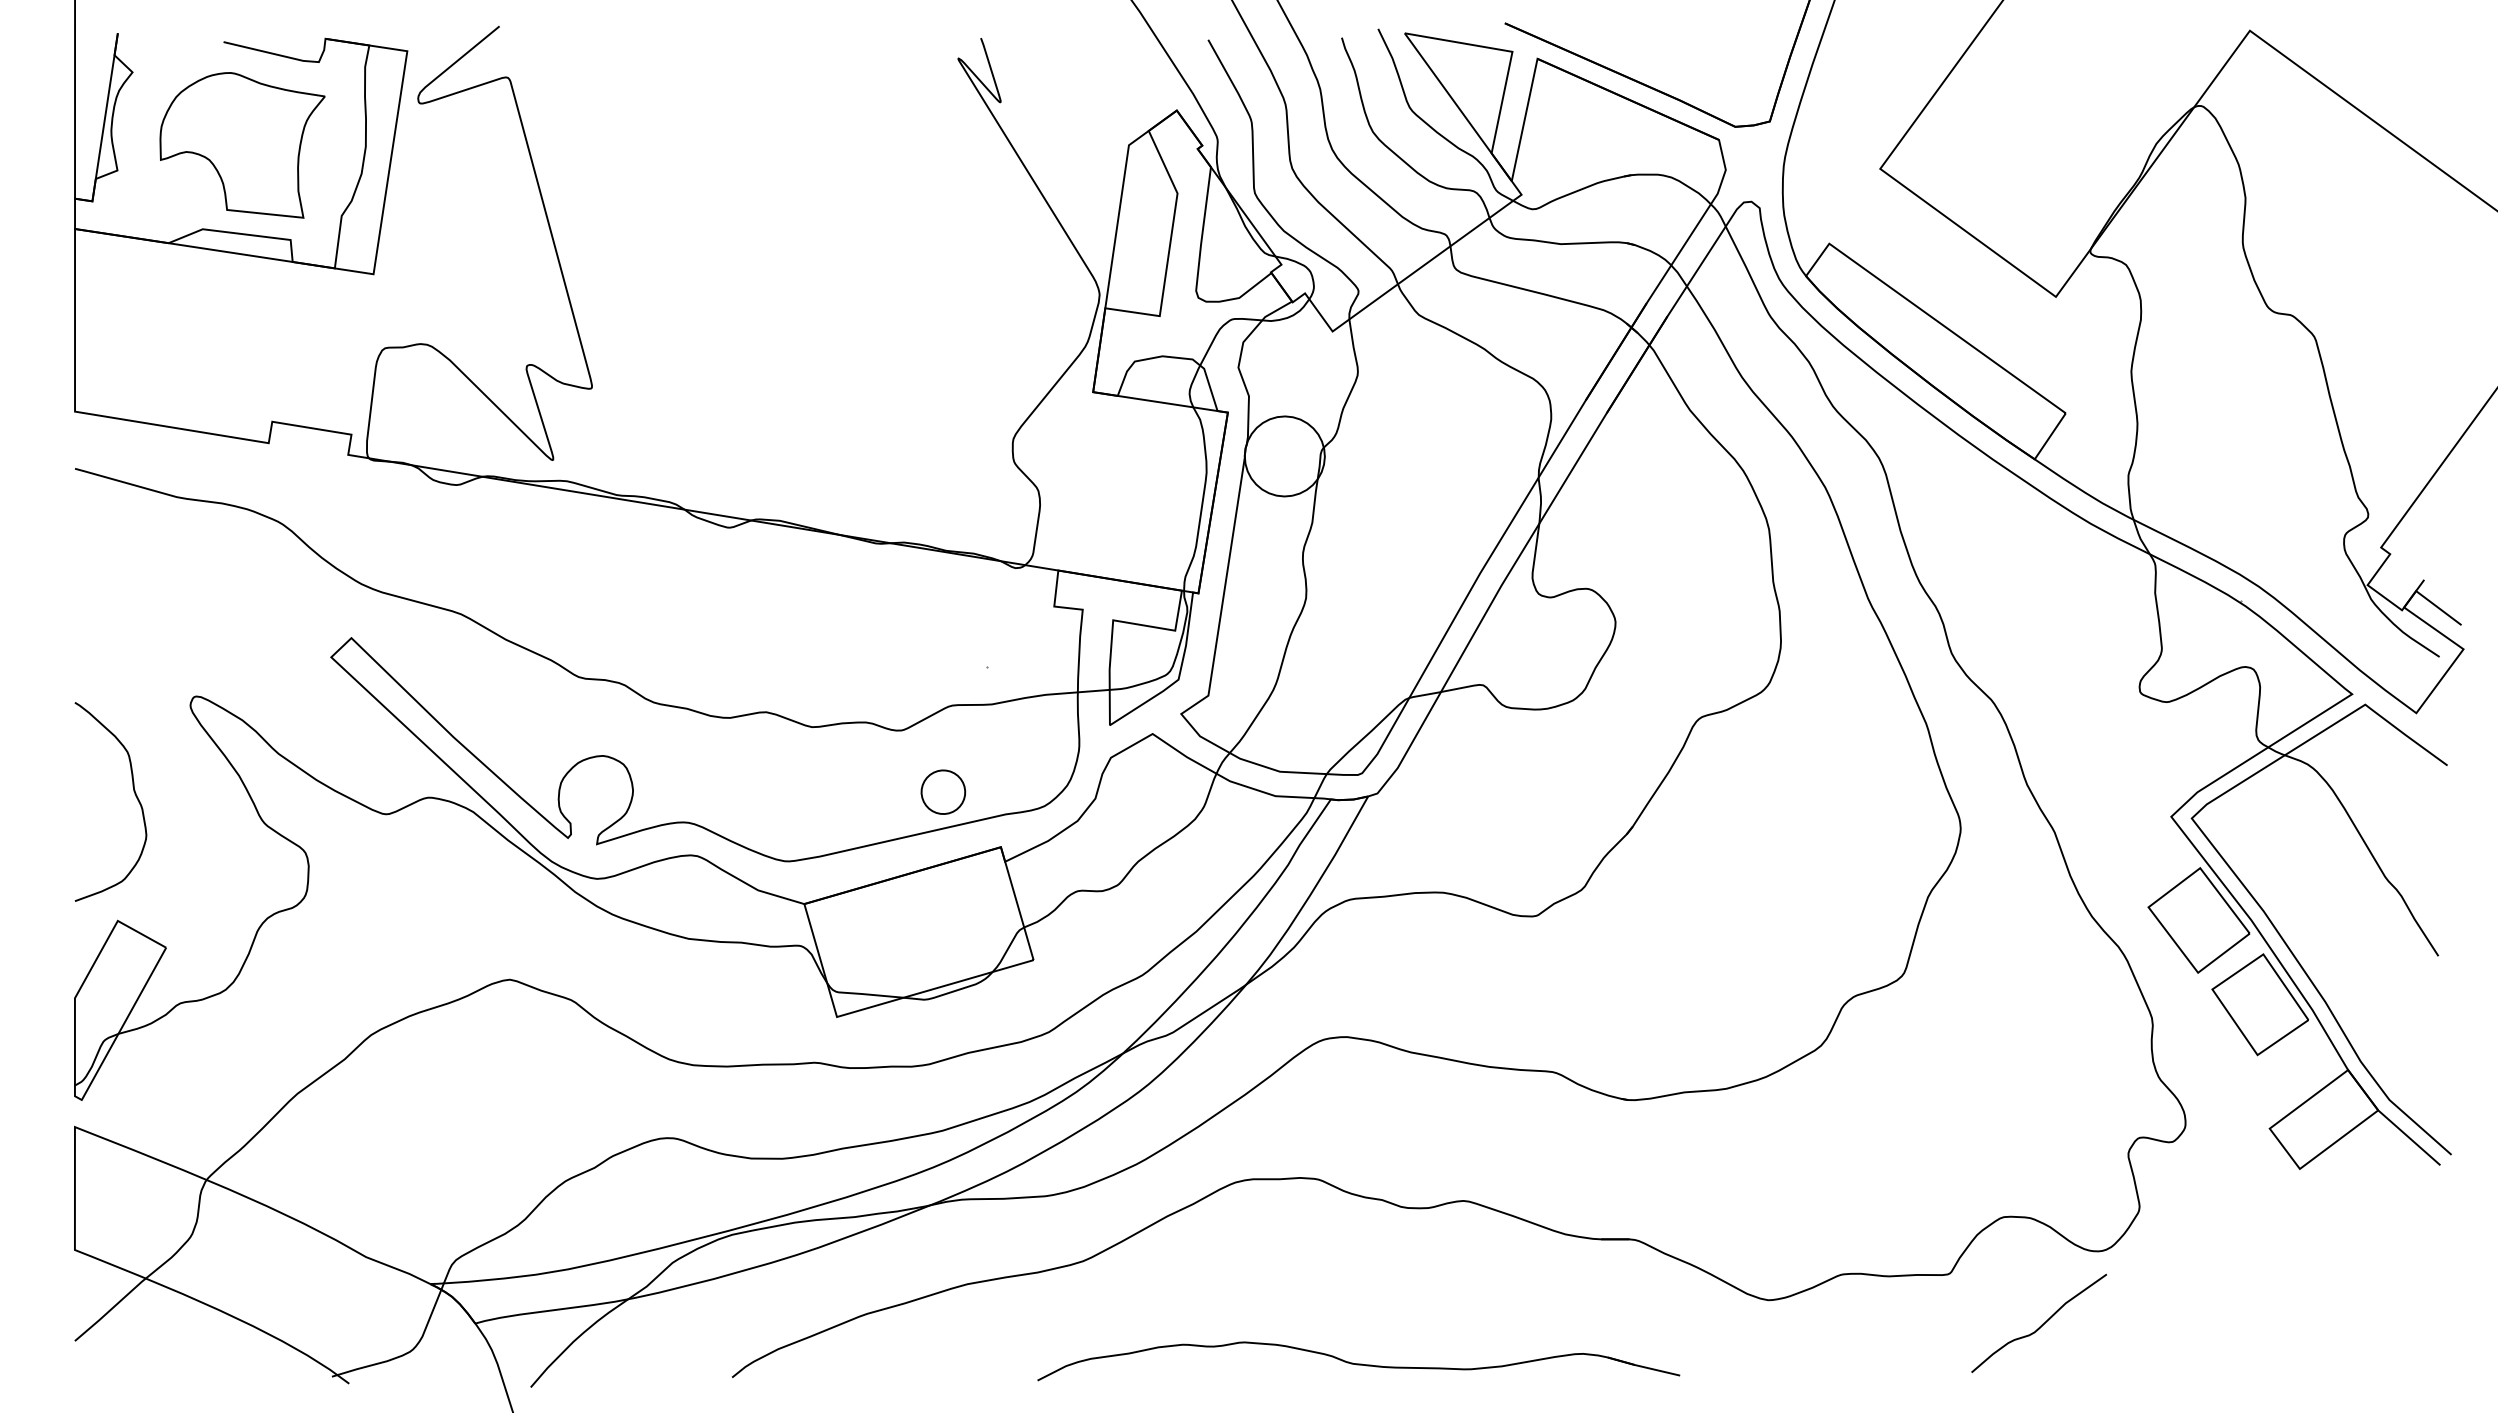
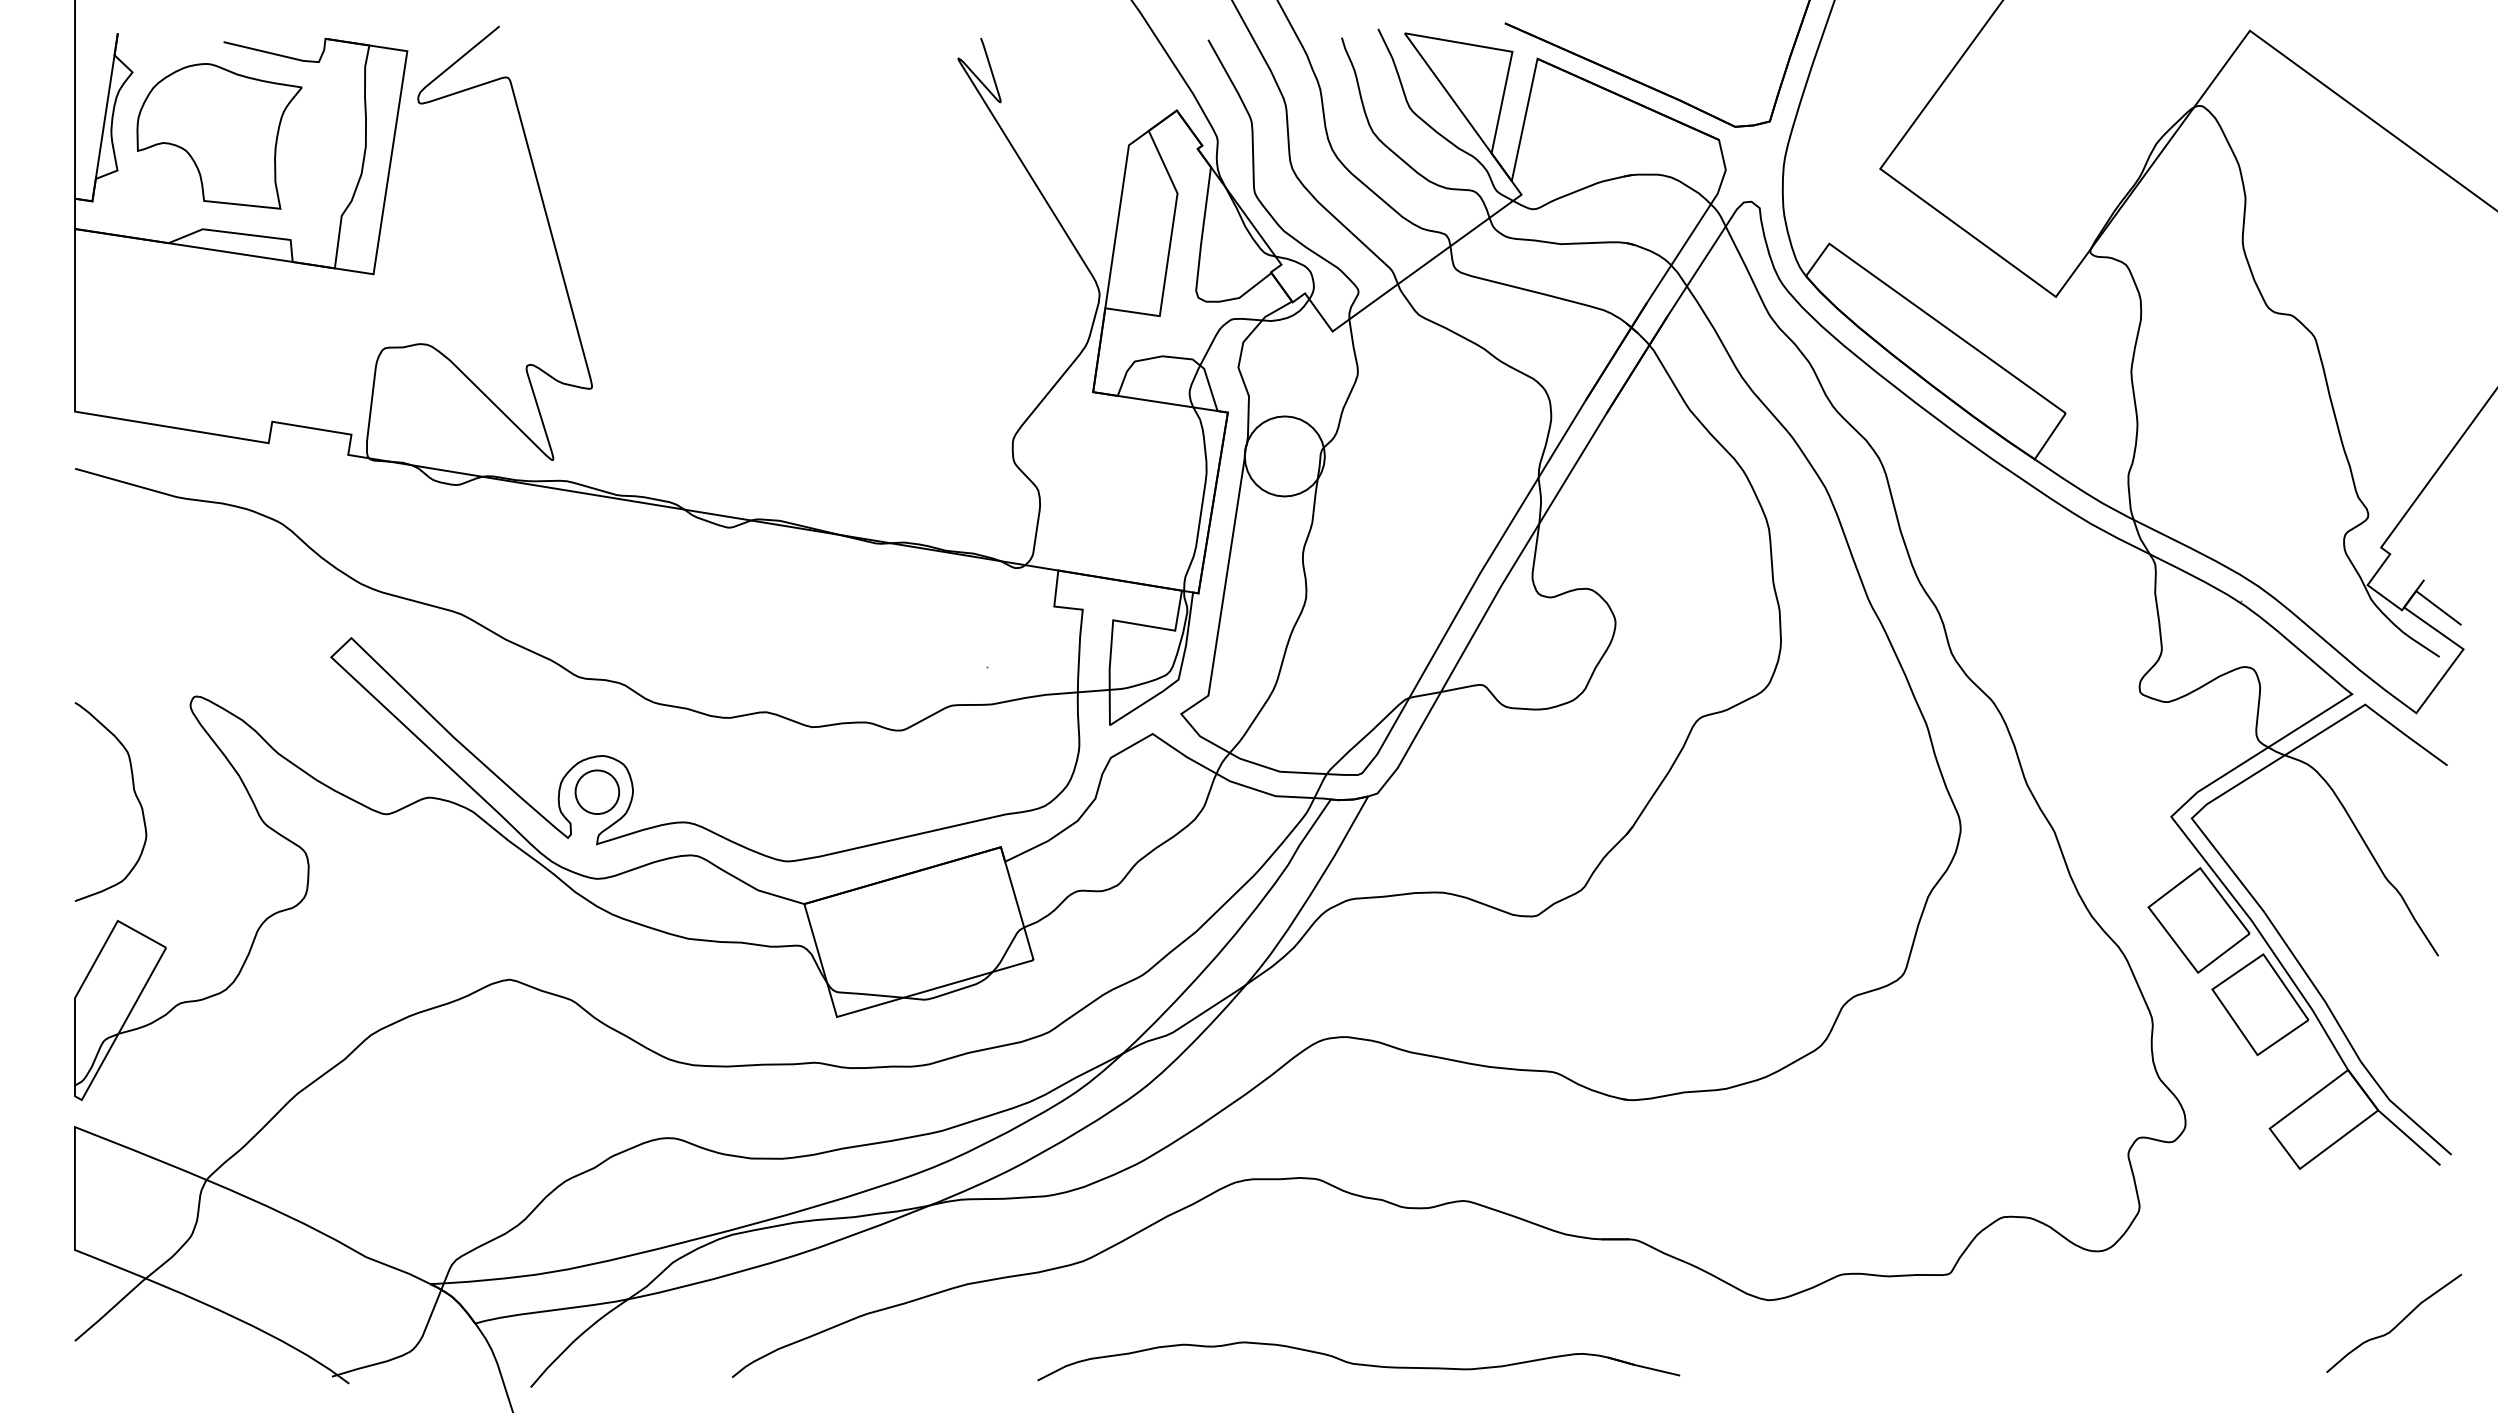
part position: (242, 145) -> (219, 136) (219, 136)
part position: (943, 791) -> (597, 791) (597, 791)
curve position: (2041, 1324) -> (2396, 1324) (2396, 1324)
